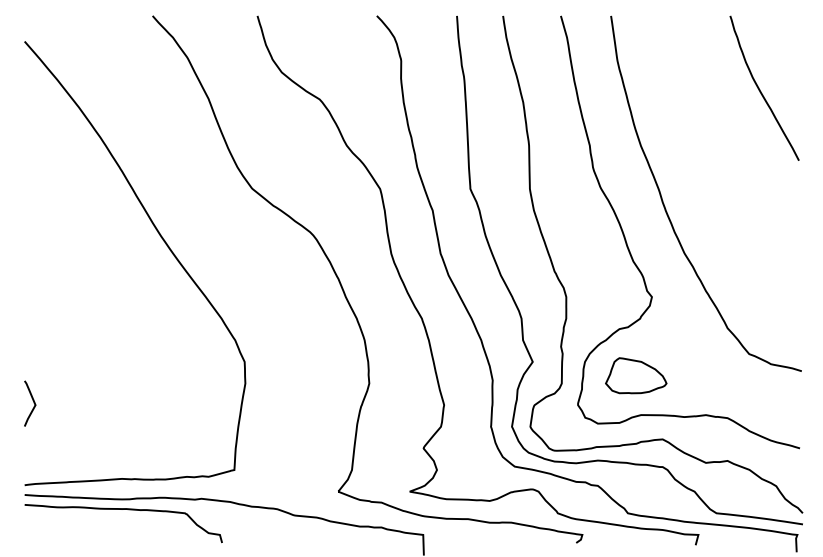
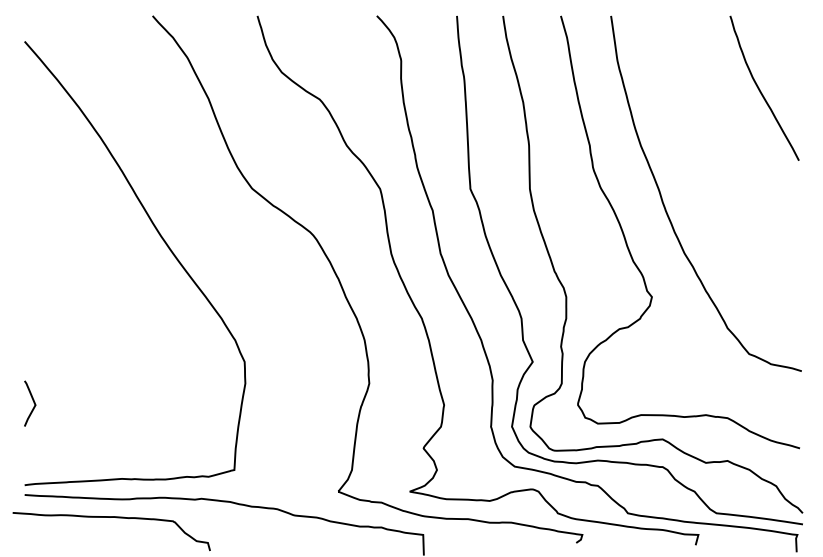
part: present -> none (636, 375)
curve position: (128, 510) -> (116, 518) (116, 518)
